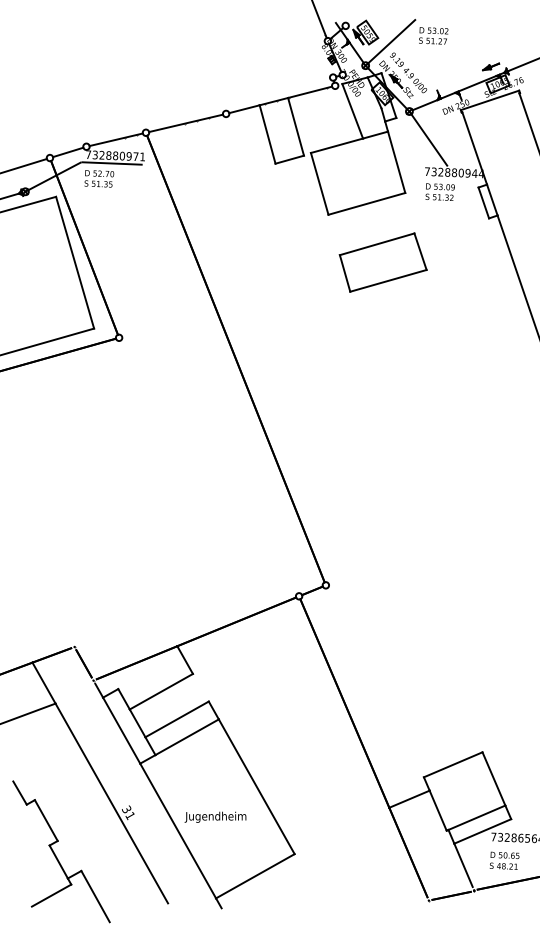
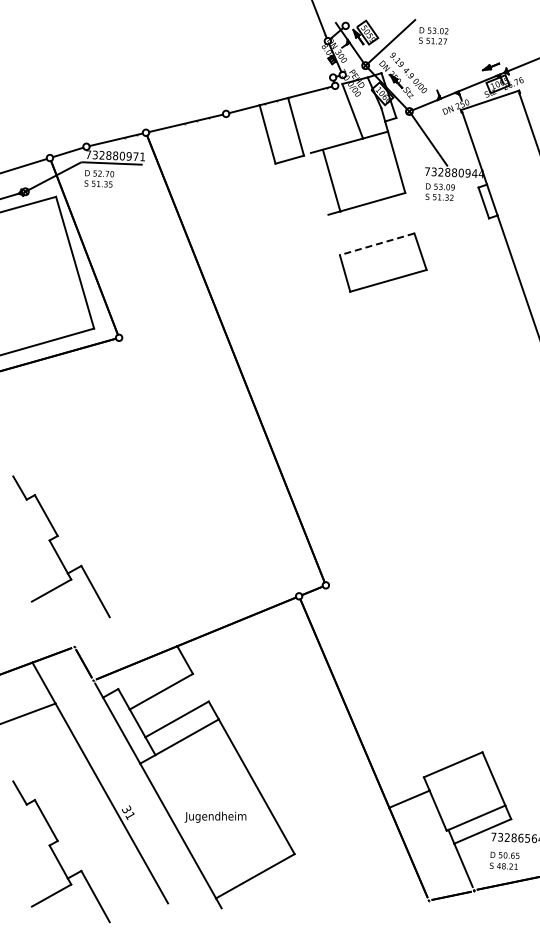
line position: (319, 183) -> (331, 180) (331, 180)
line: solid -> dashed (377, 244)
part: none -> present (55, 548)
